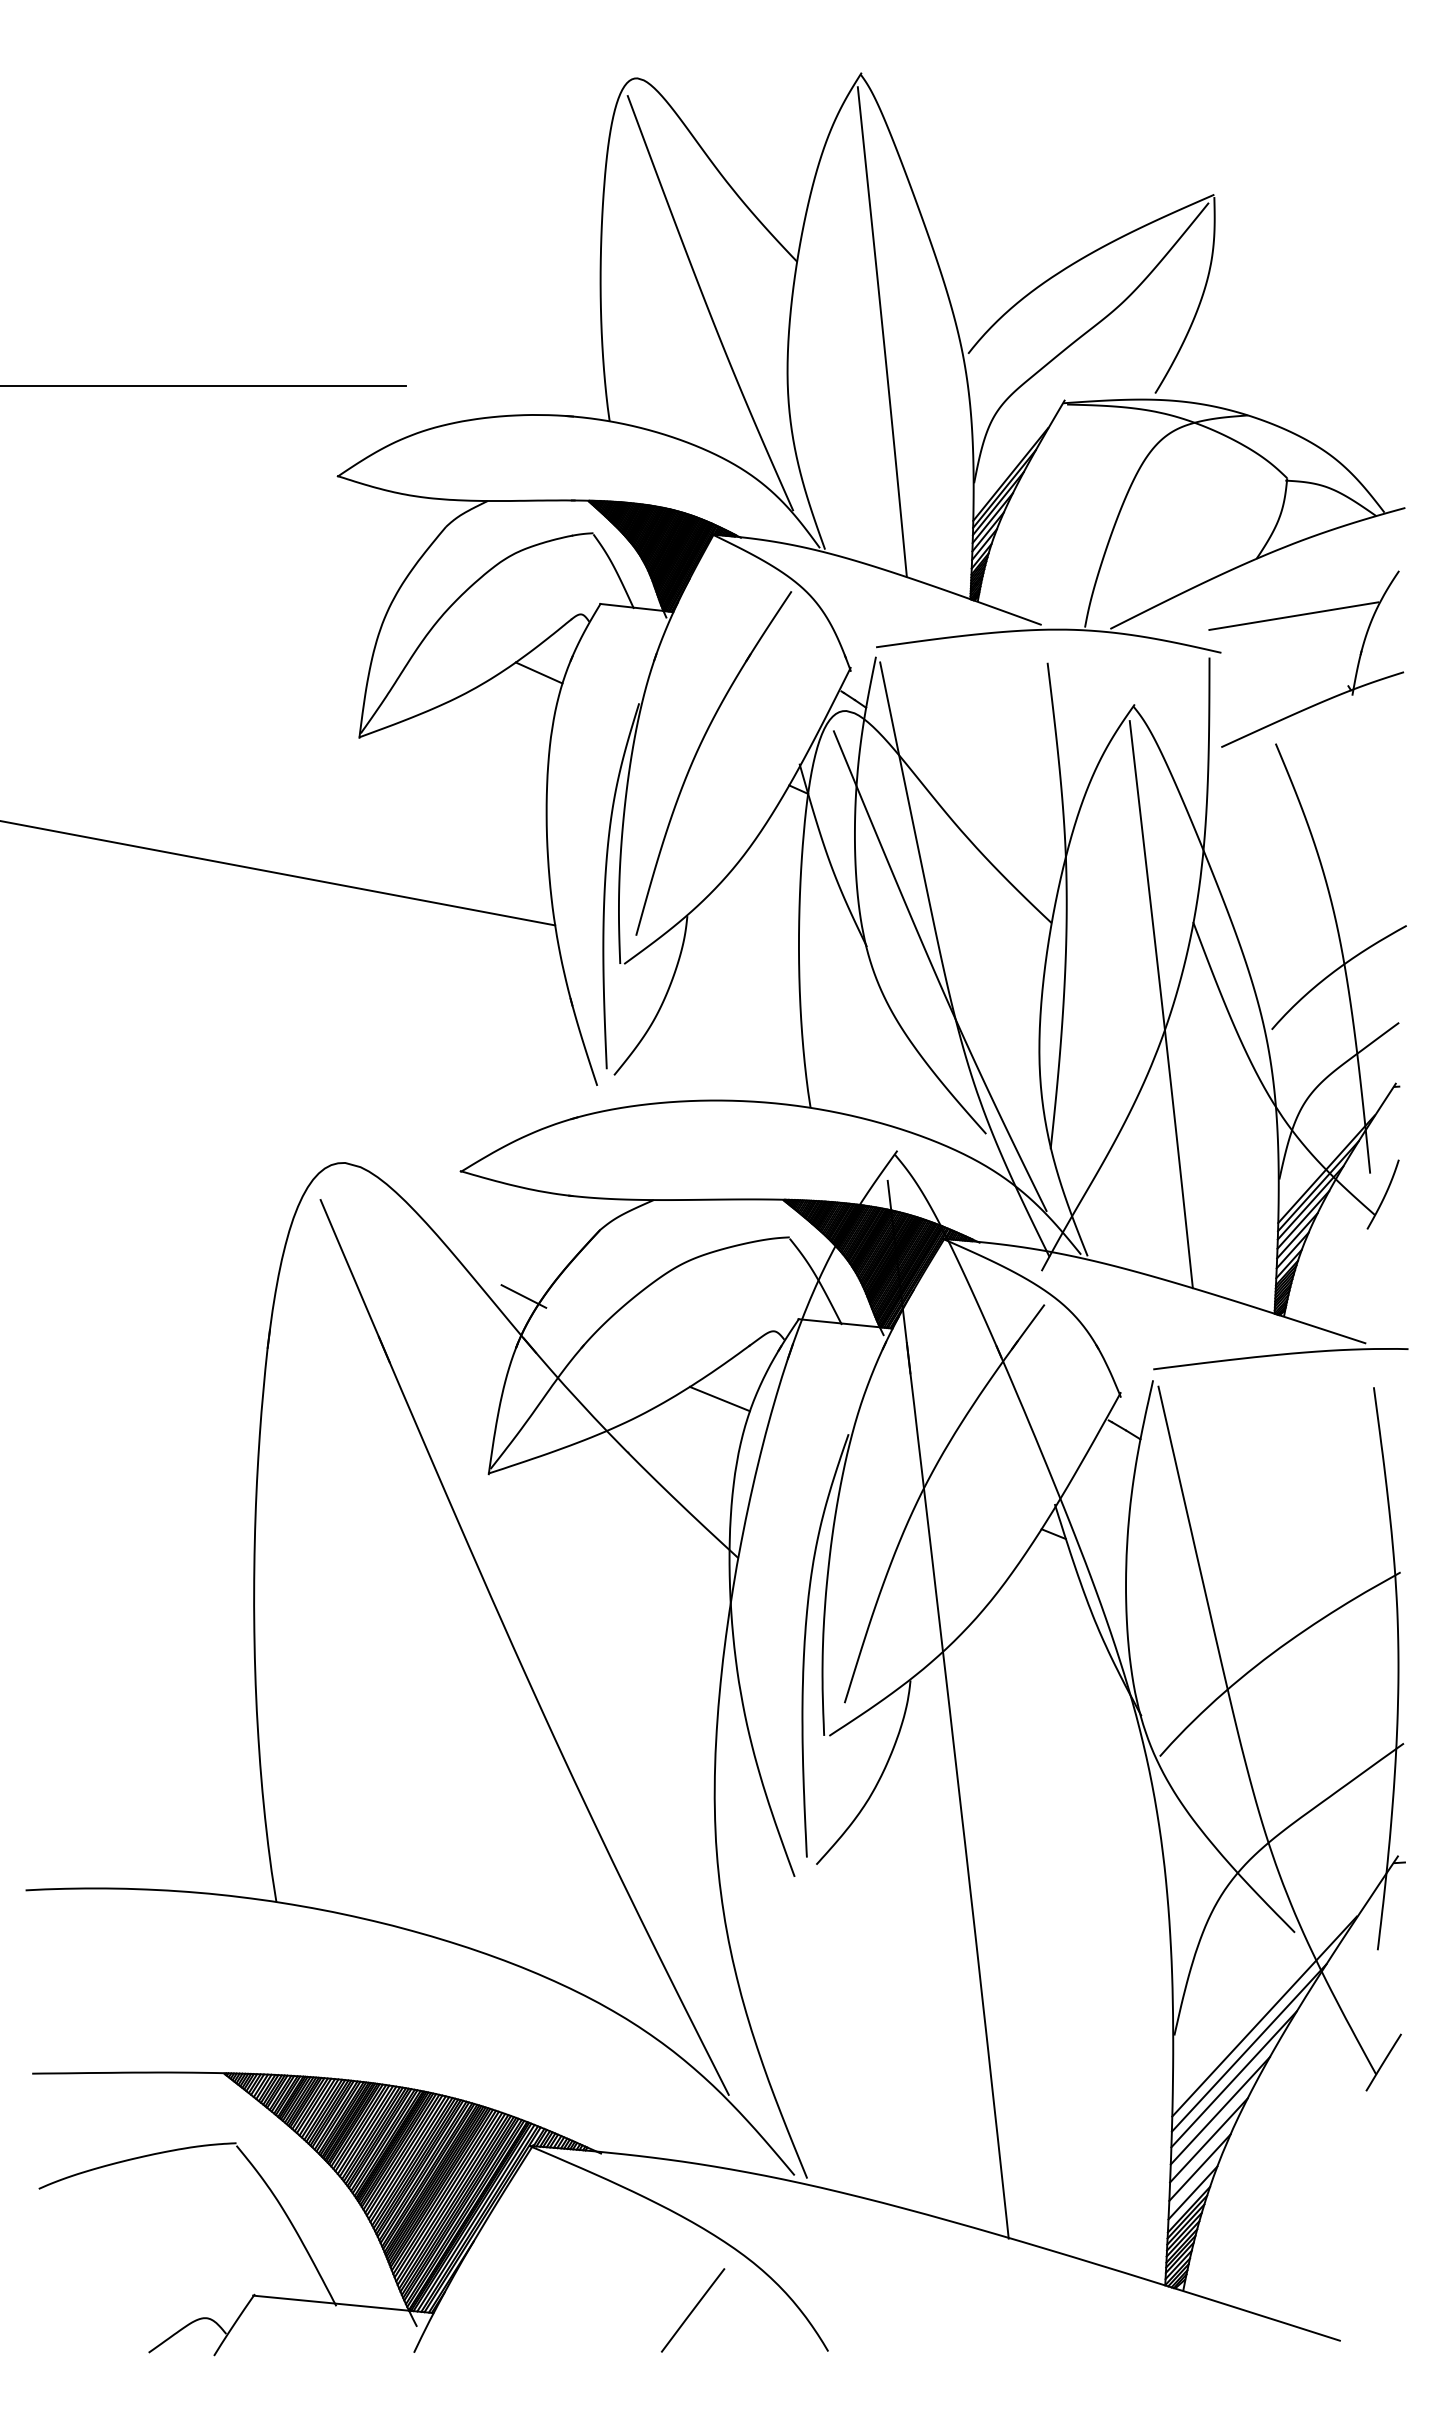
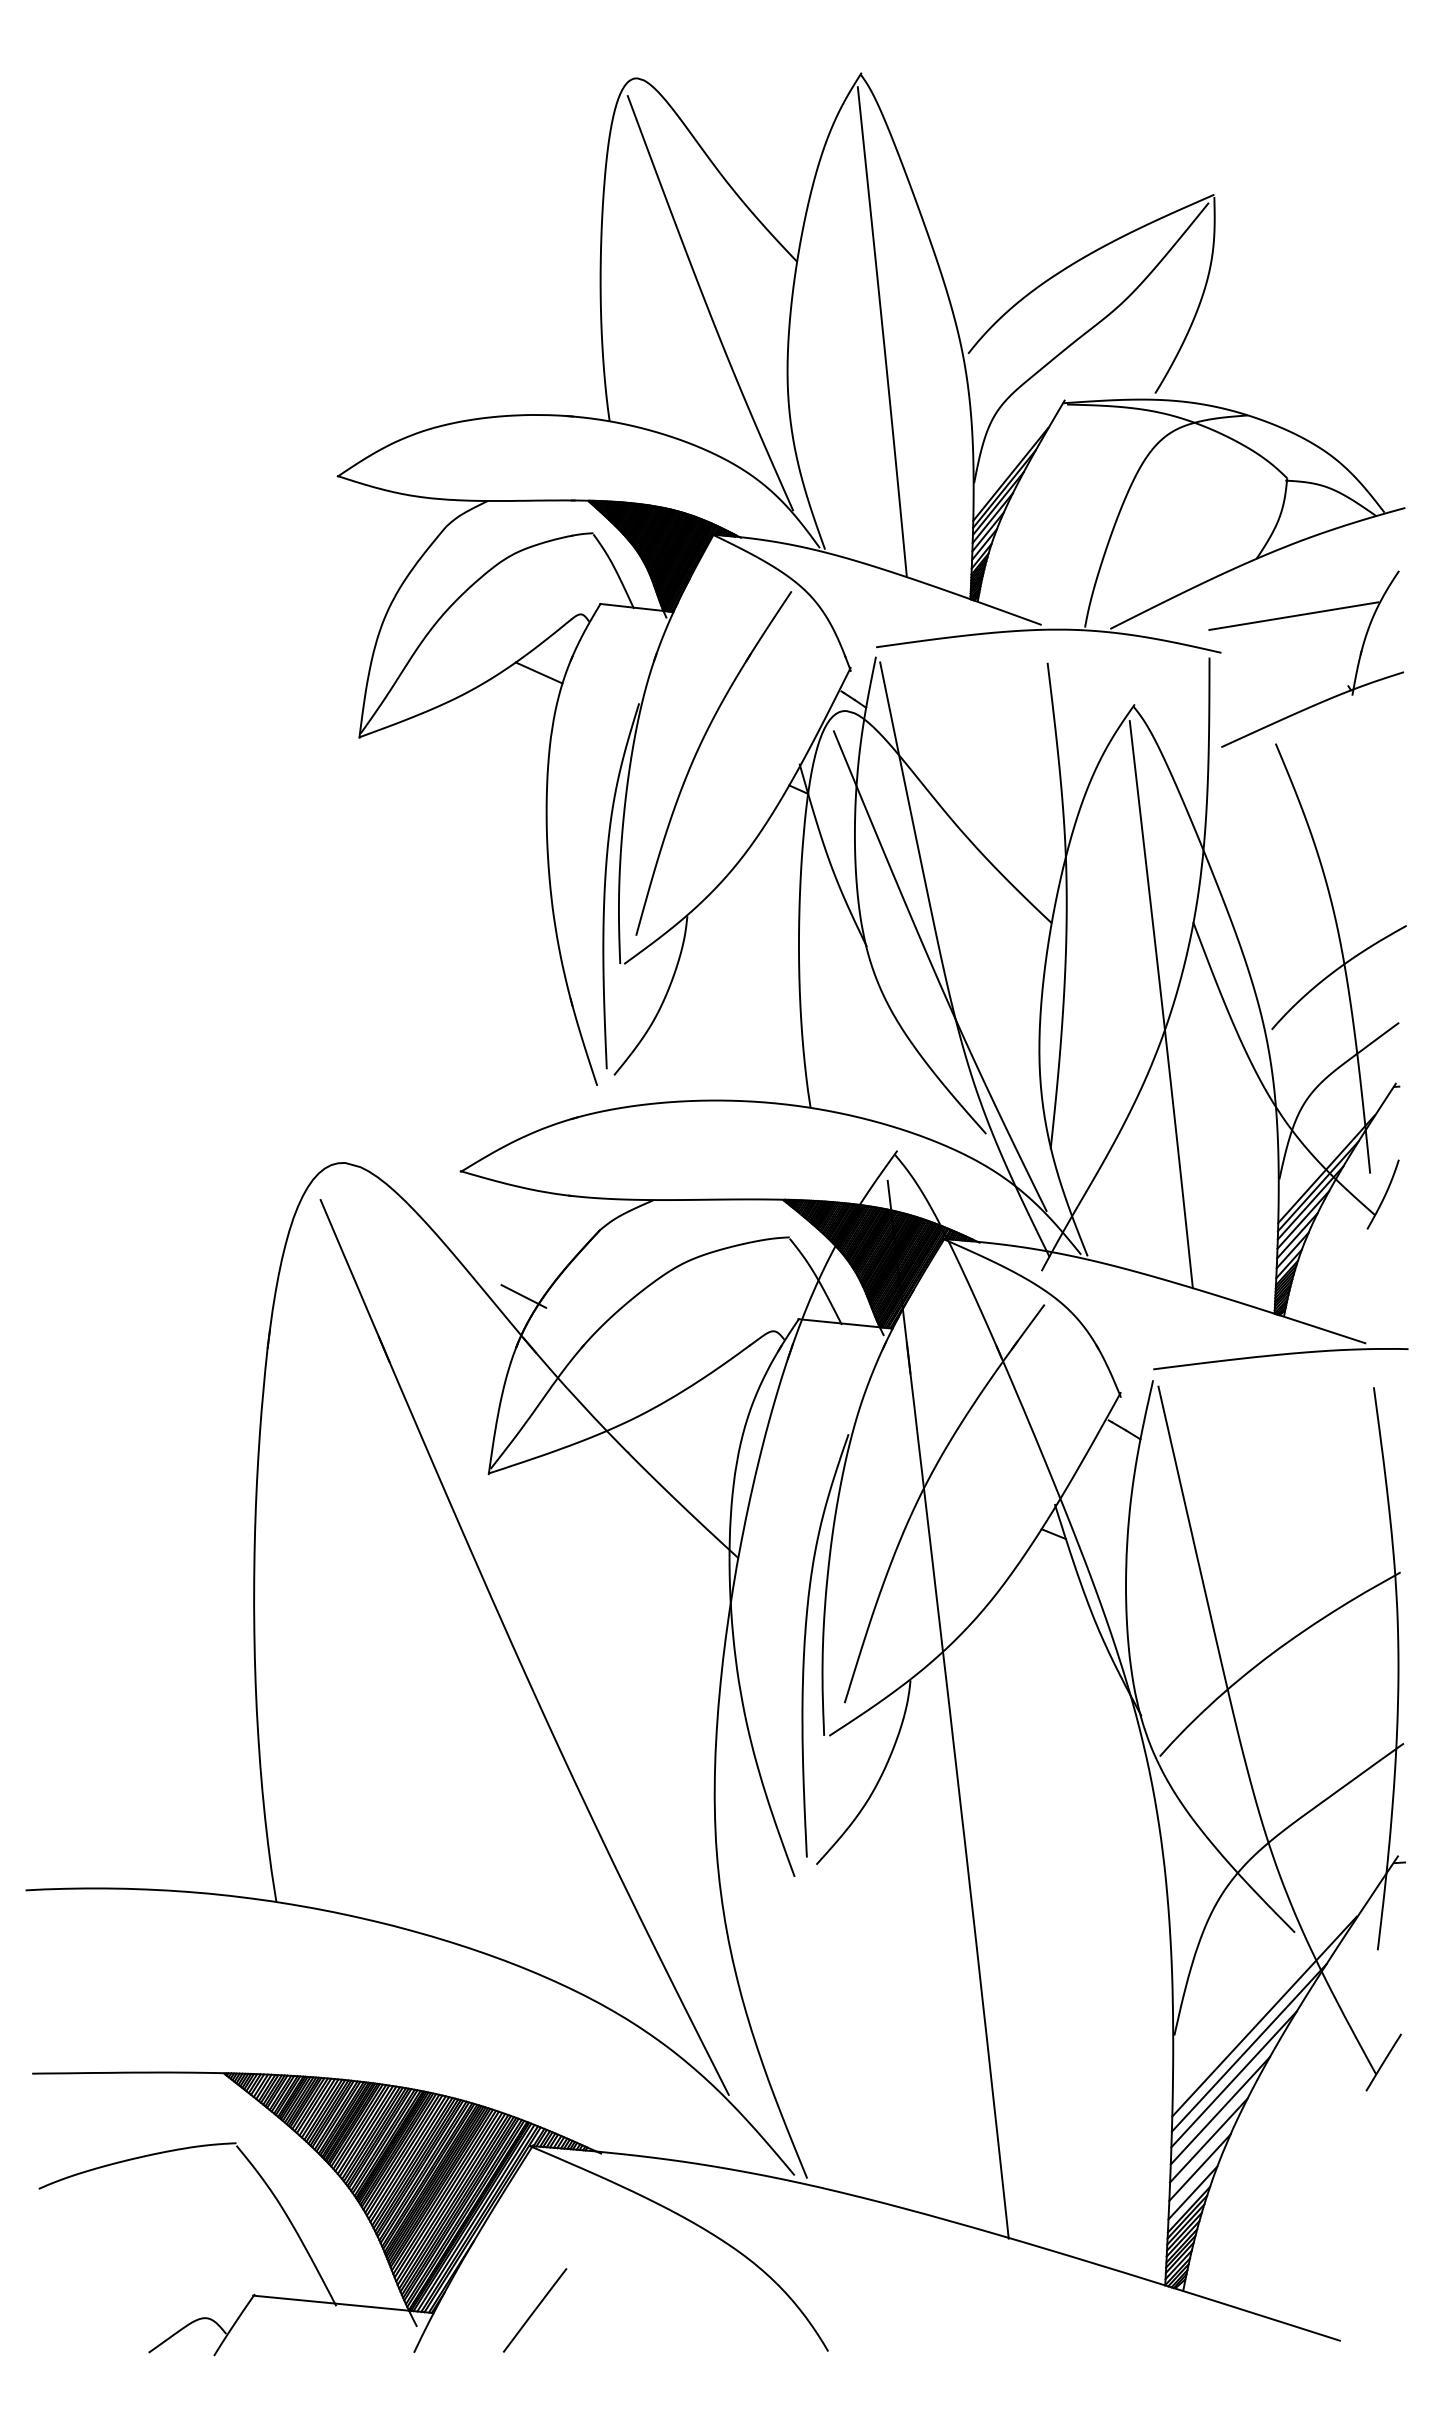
line: present -> none (204, 386)
line: present -> none (278, 873)
line: present -> none (719, 1398)
line position: (692, 2310) -> (534, 2310) (534, 2310)
